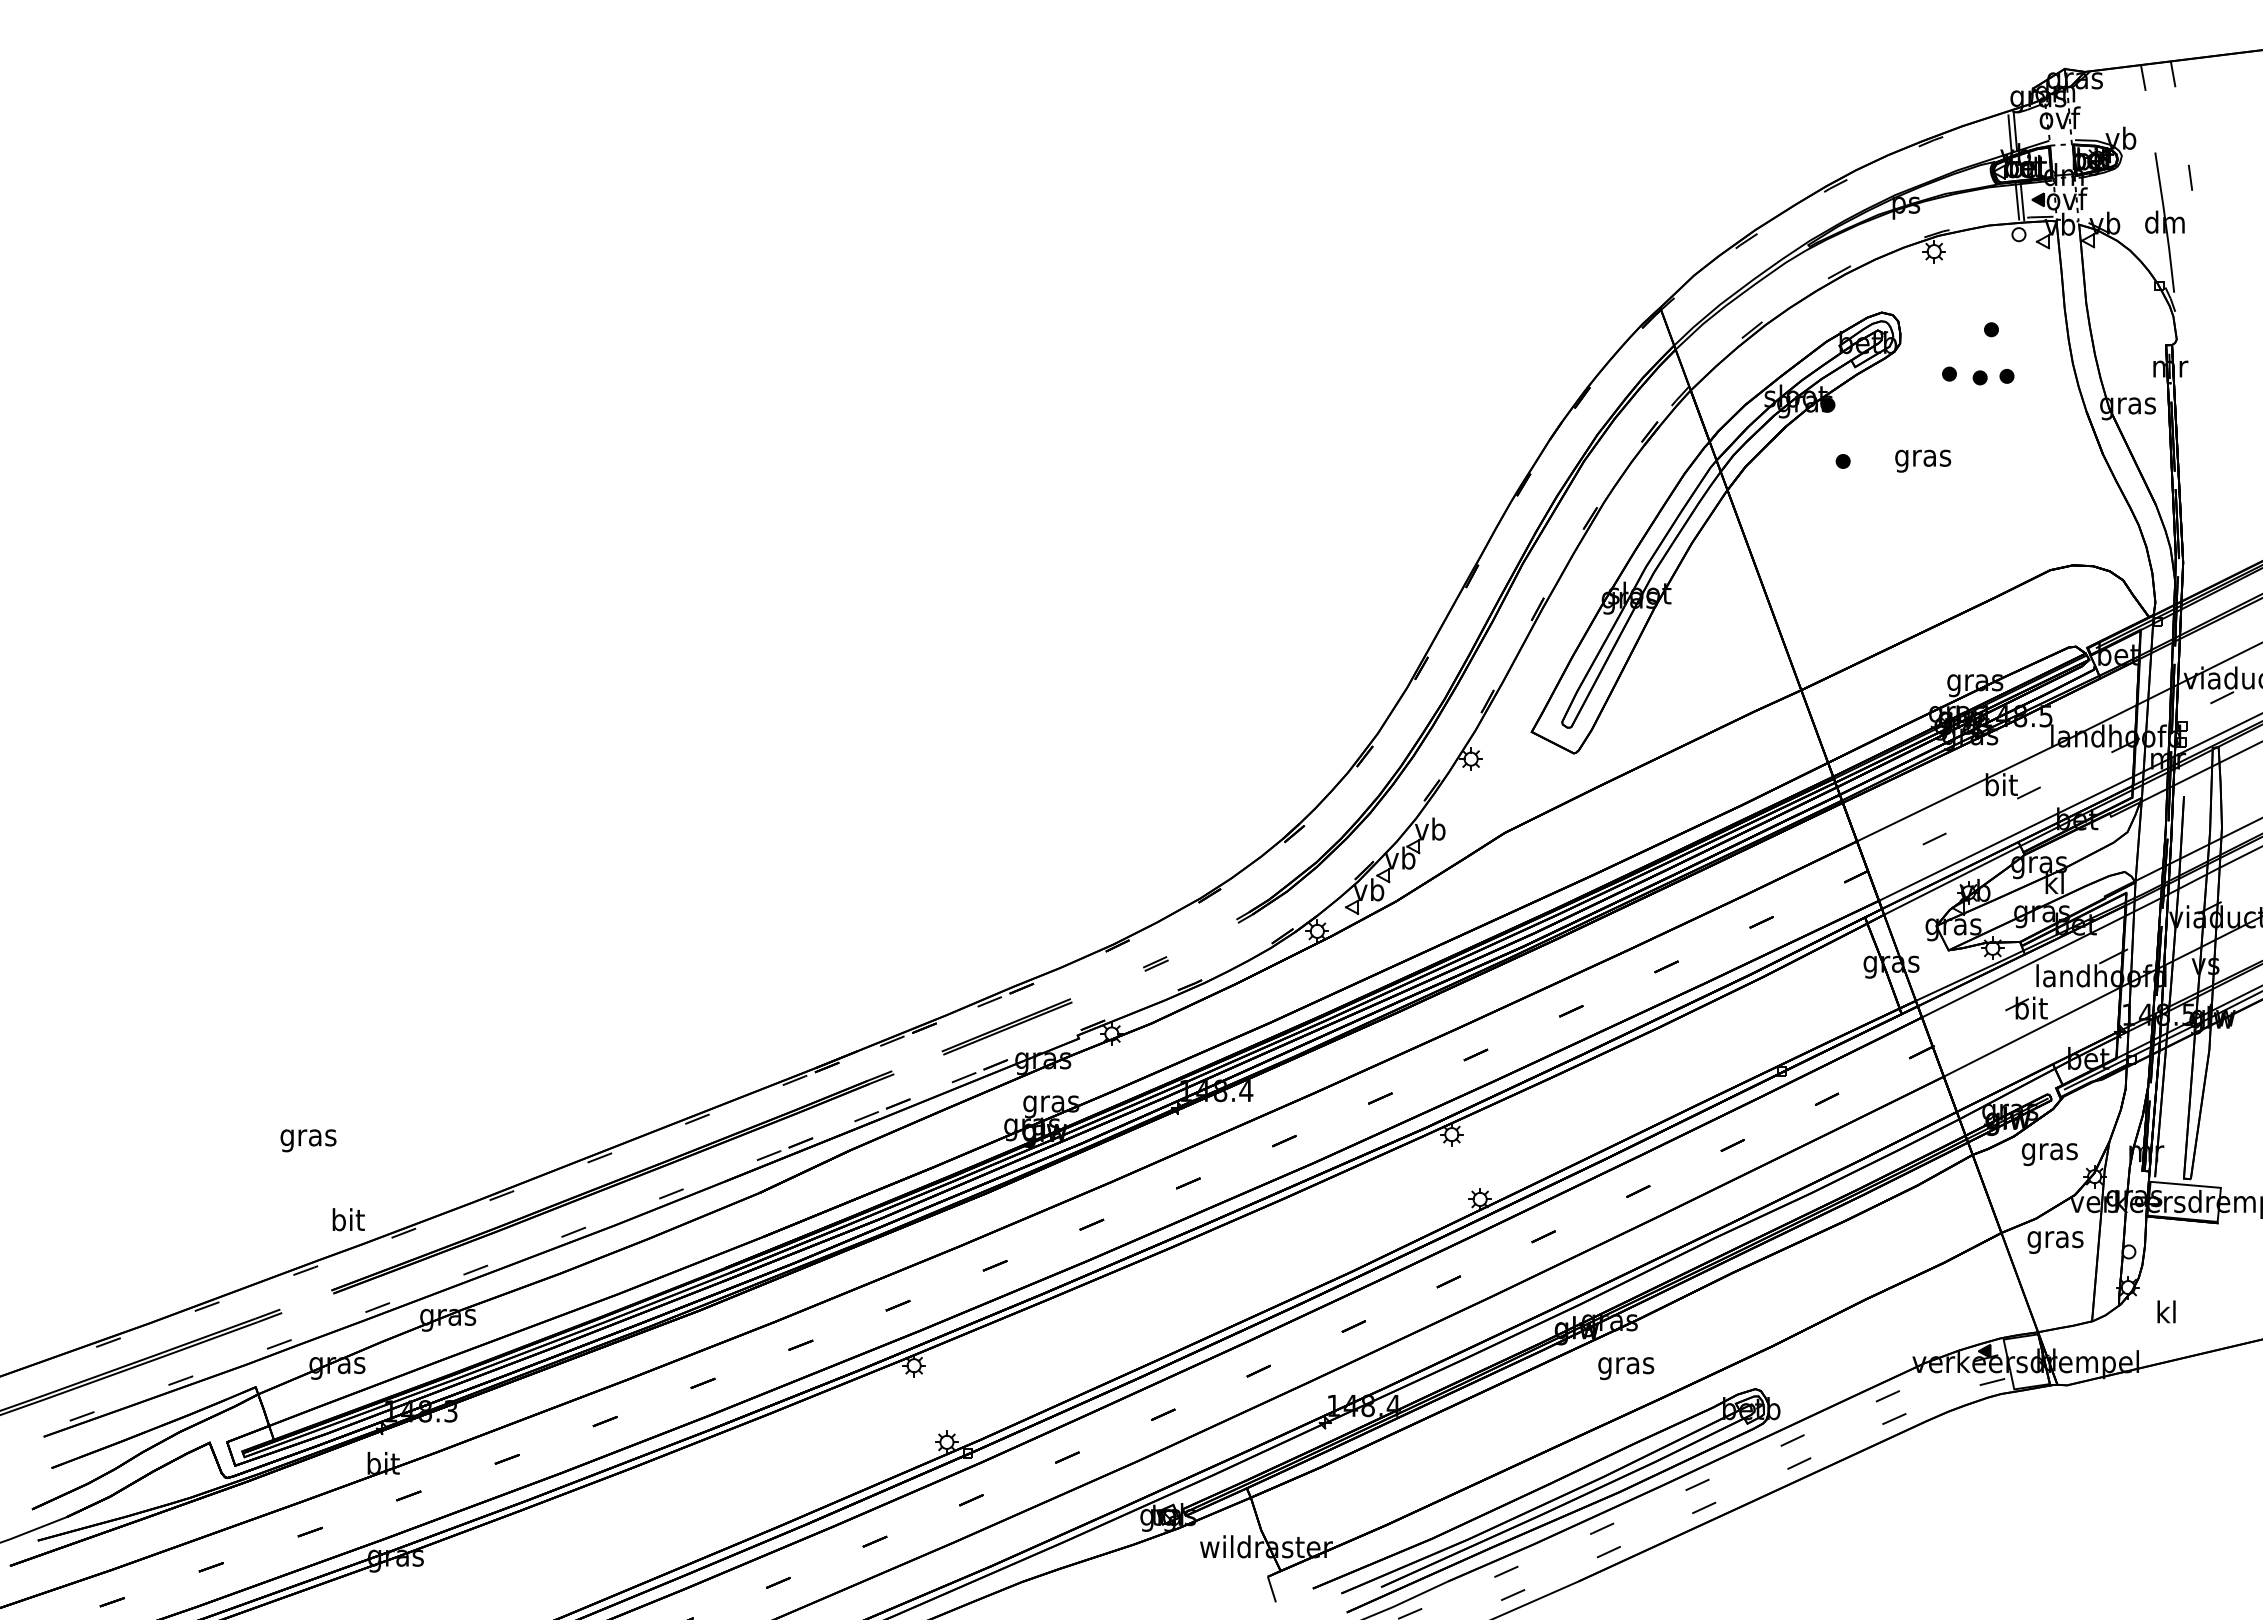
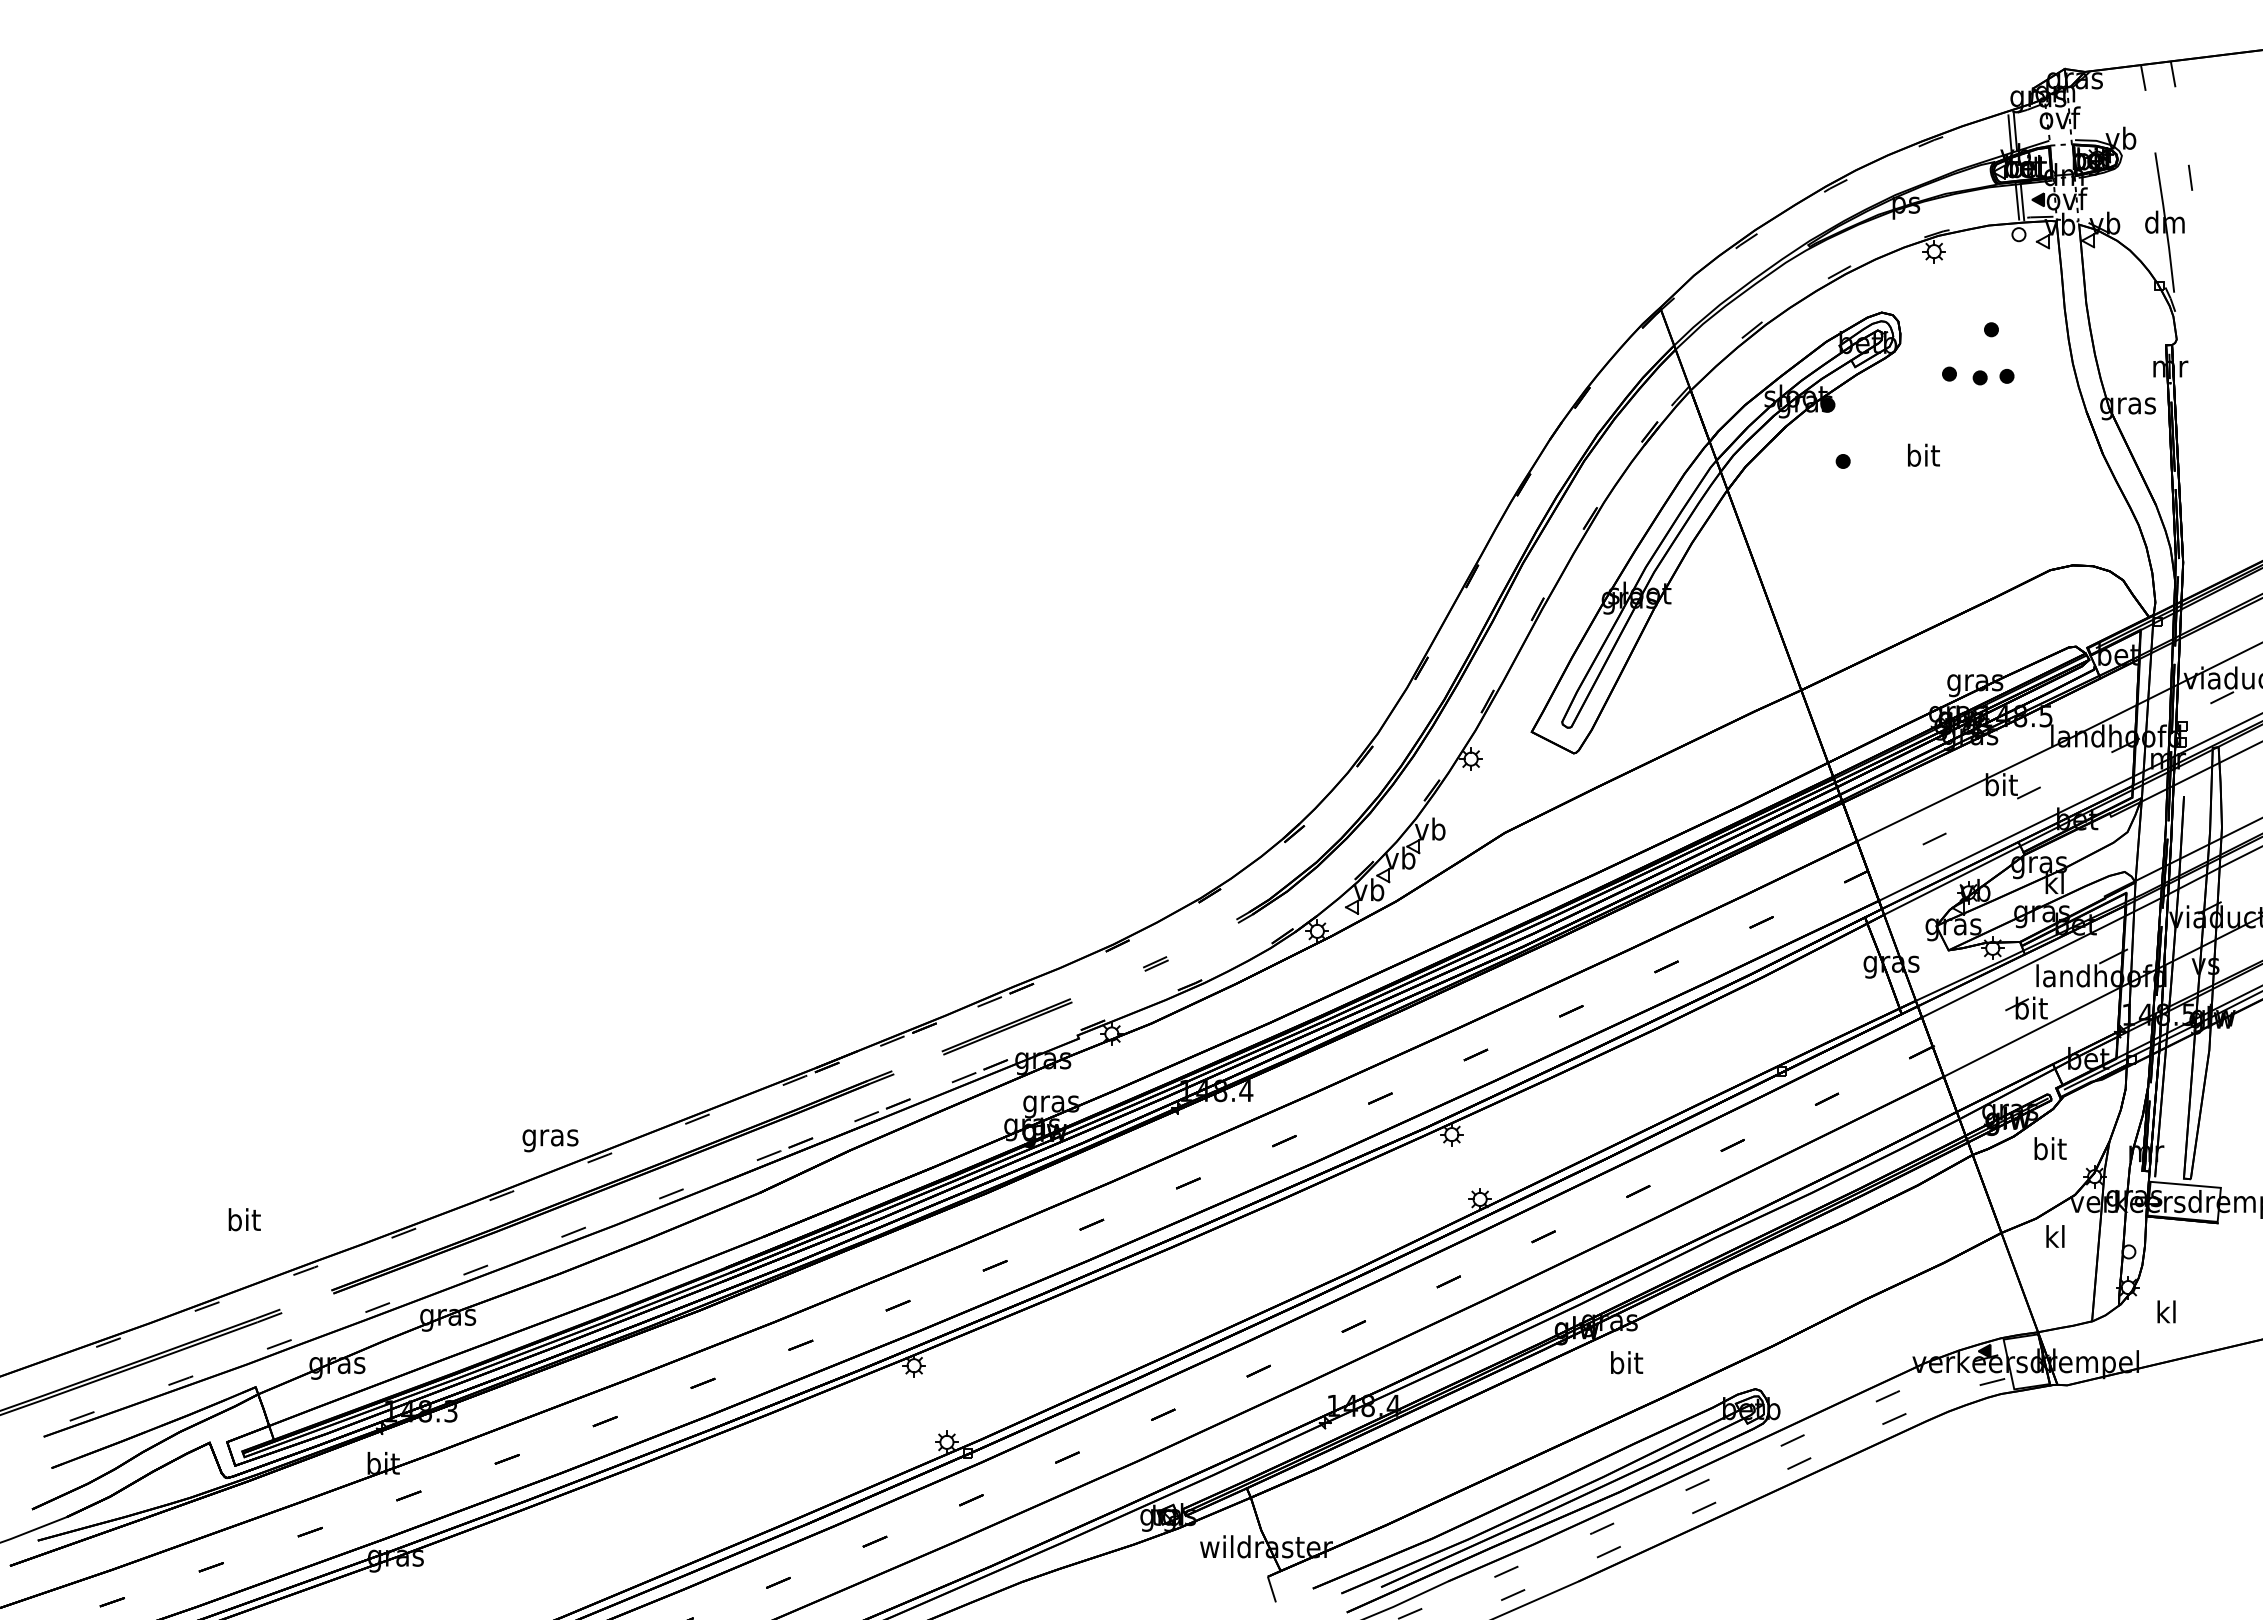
text: gras -> bit (1923, 457)
text position: (308, 1140) -> (550, 1140) (550, 1140)
text: gras -> bit (2049, 1151)
text position: (348, 1219) -> (244, 1219) (244, 1219)
text: gras -> kl (2055, 1239)
text: gras -> bit (1626, 1365)
